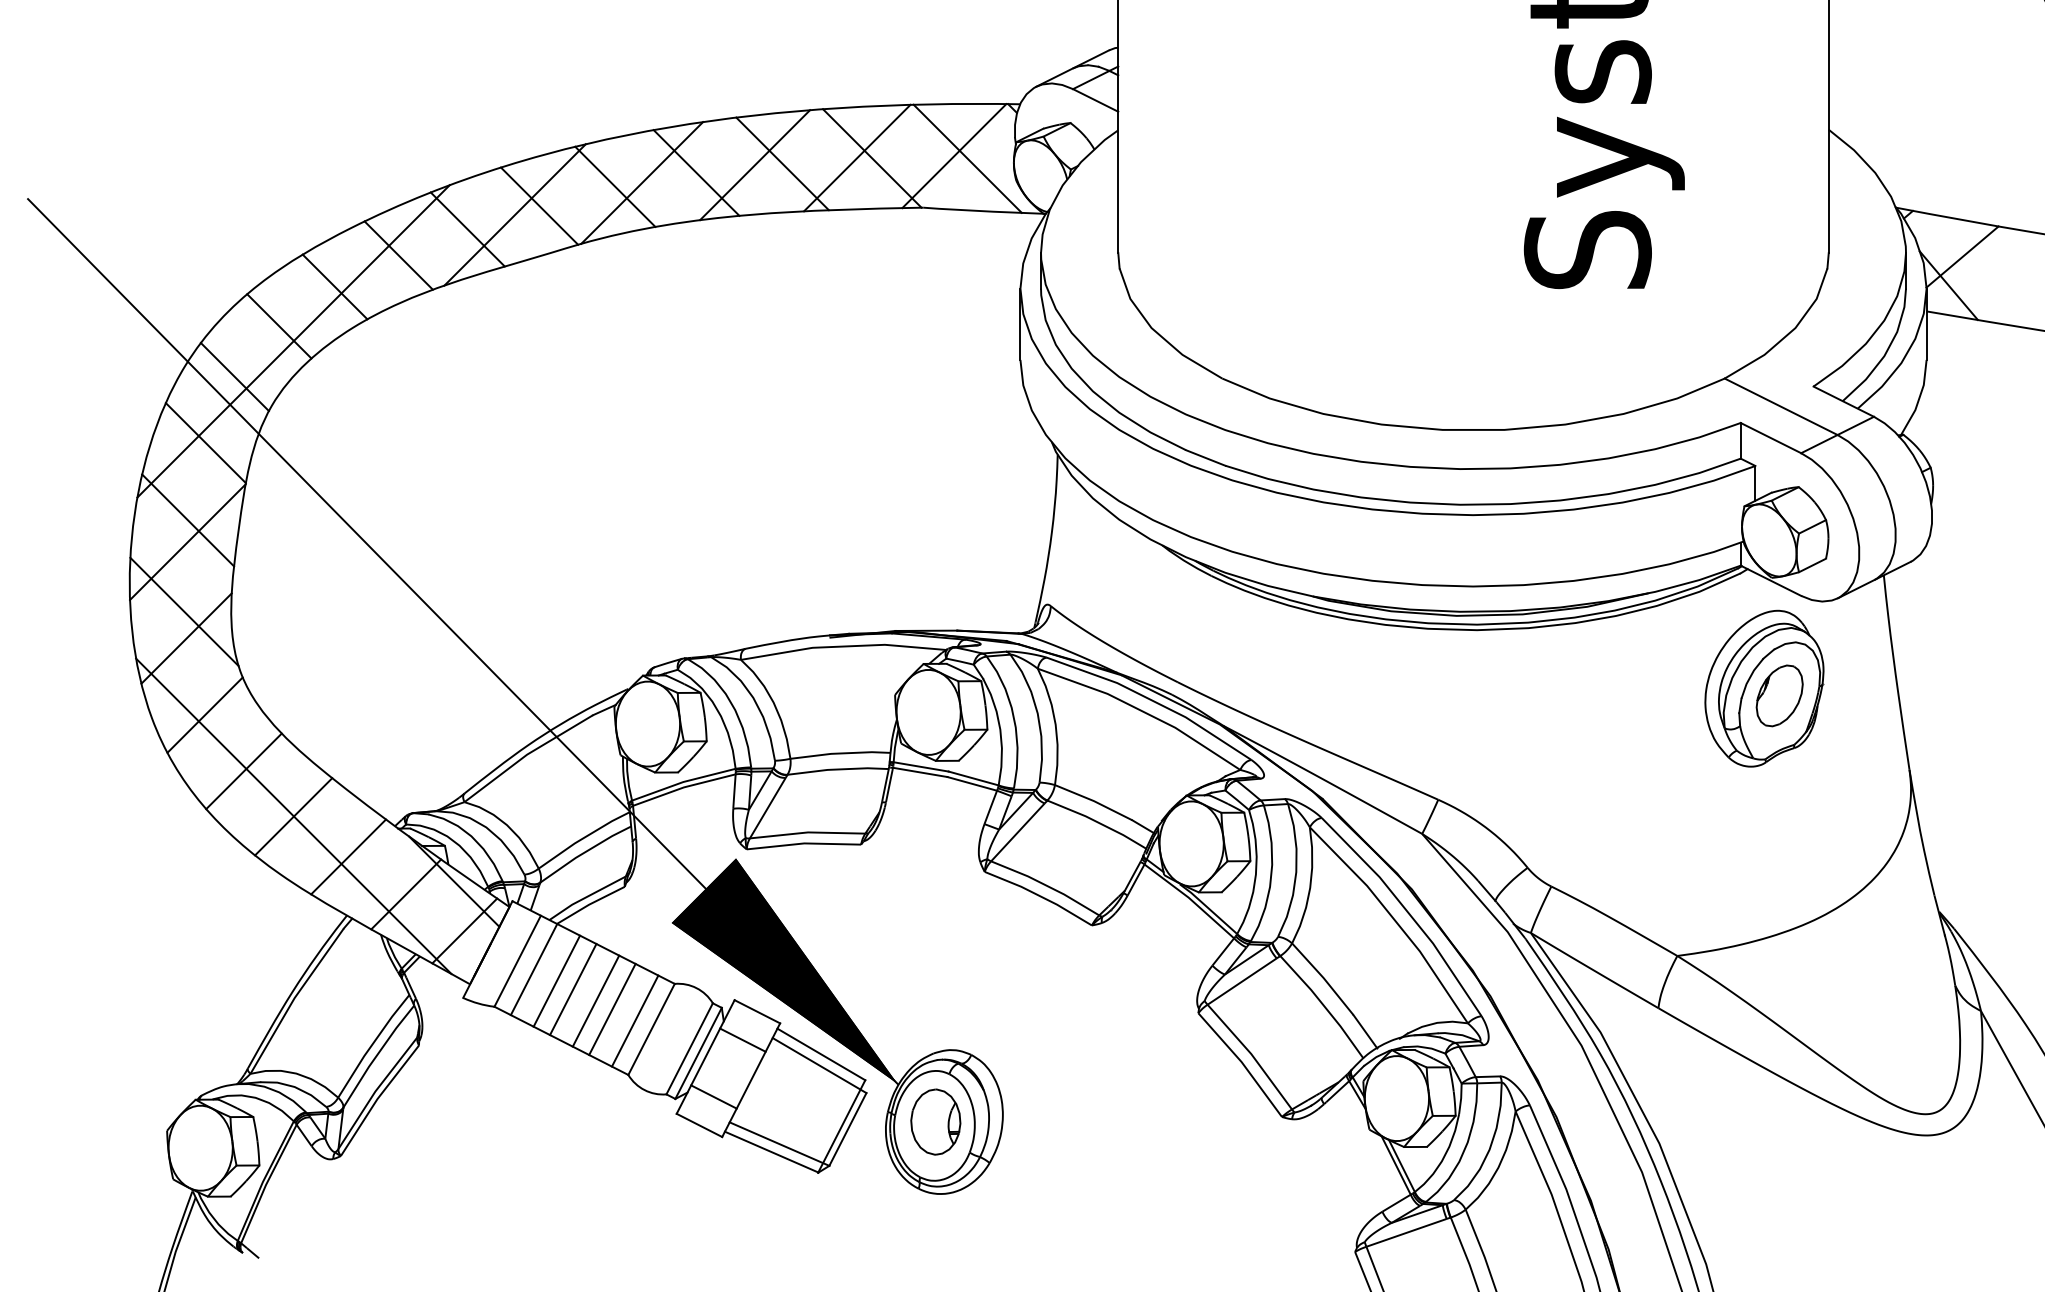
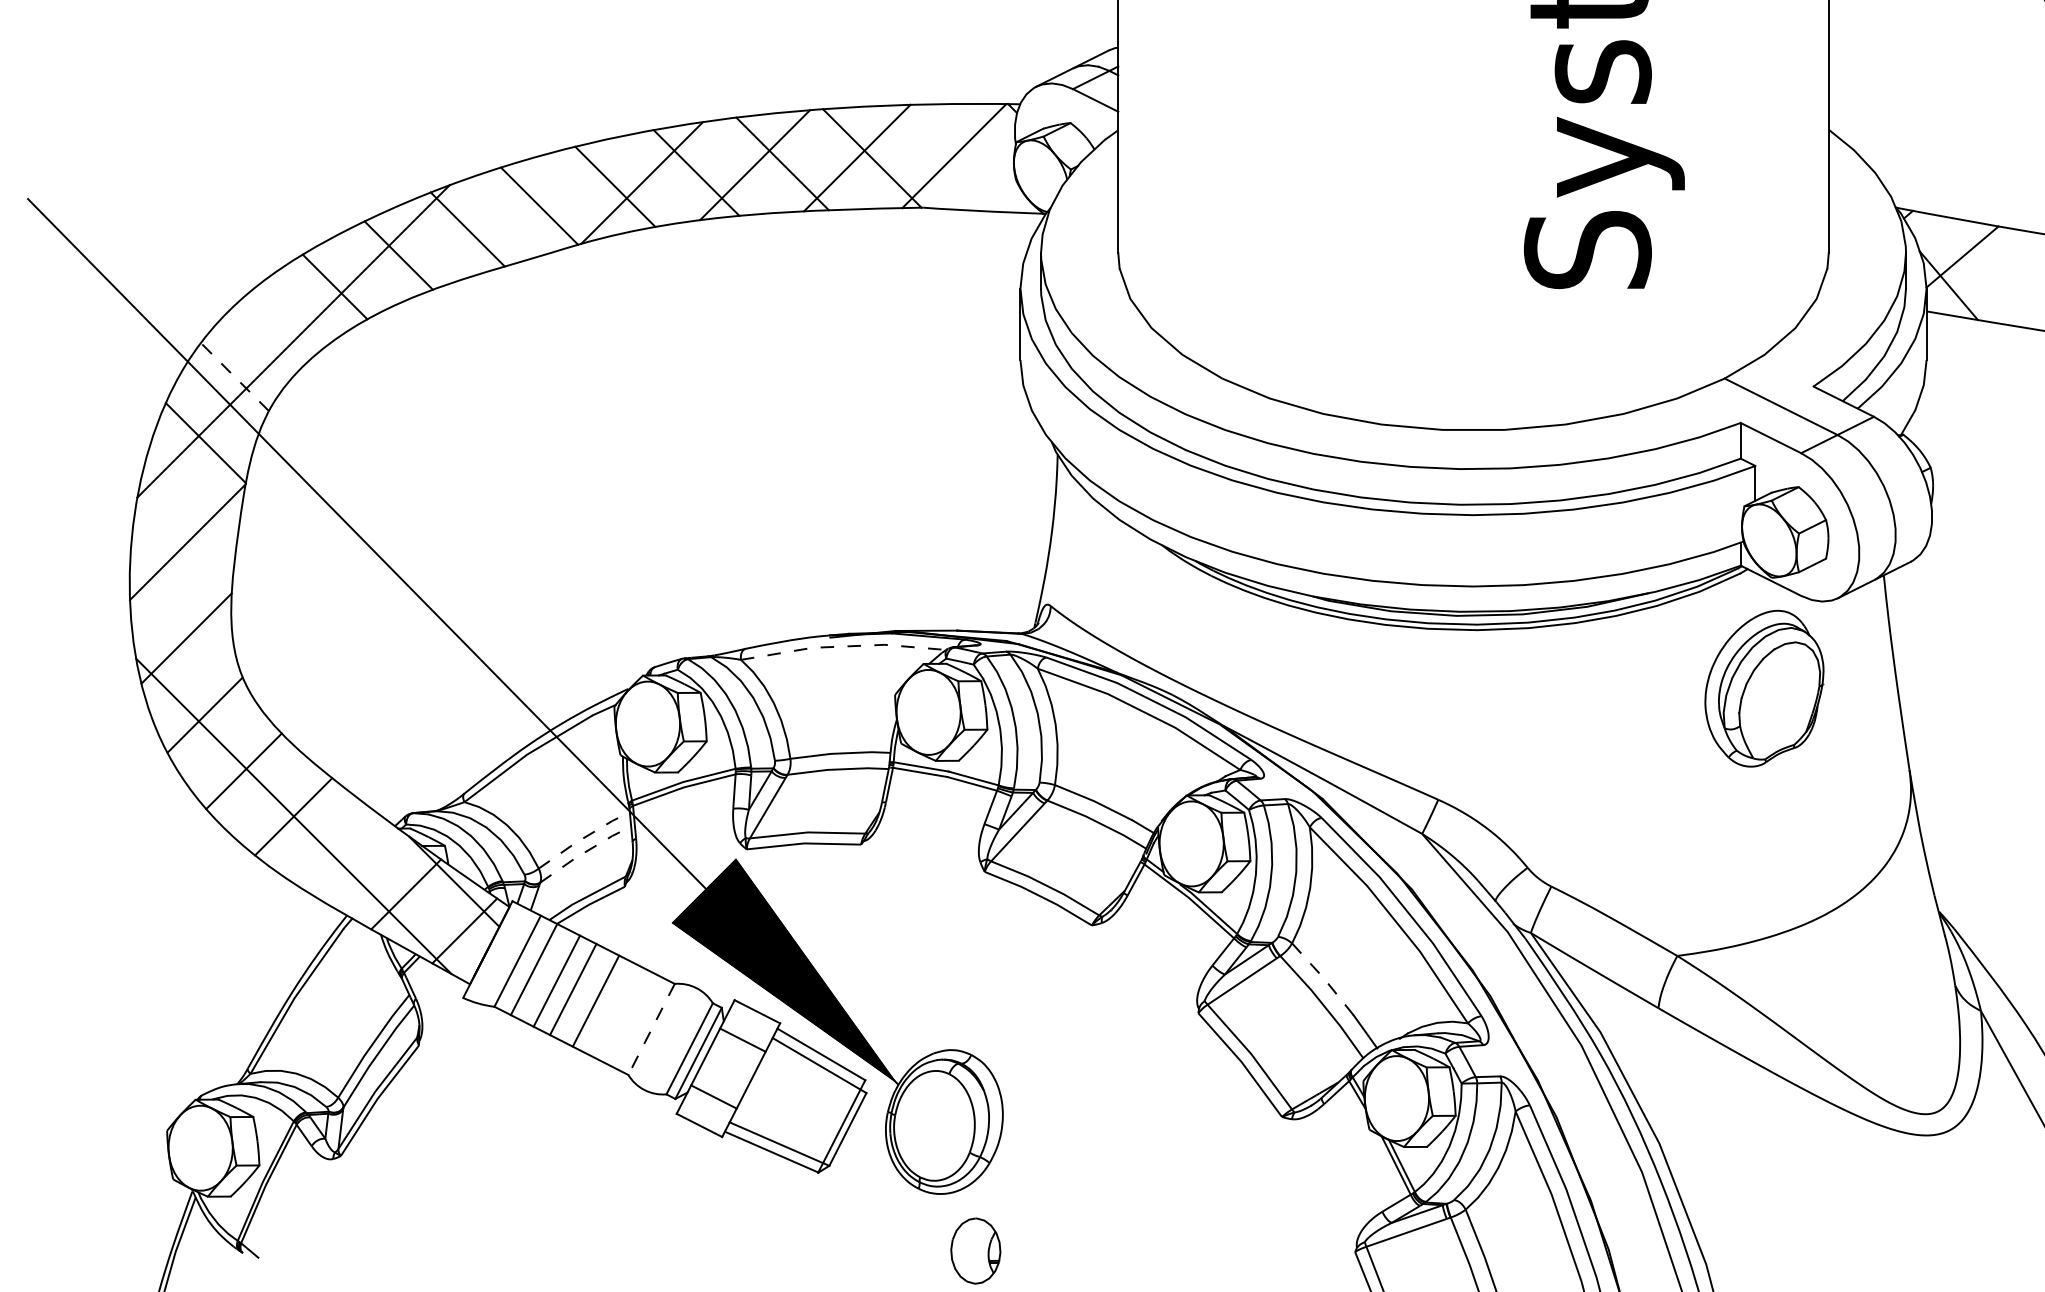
line: present -> none (967, 158)
line: present -> none (514, 214)
line: present -> none (279, 326)
line: solid -> dashed (234, 376)
line: present -> none (188, 520)
line: present -> none (184, 611)
line: solid -> dashed (843, 646)
part: present -> none (1779, 695)
line: solid -> dashed (583, 838)
line: solid -> dashed (585, 852)
line: present -> none (348, 856)
line: solid -> dashed (1323, 978)
line: present -> none (612, 1009)
line: present -> none (634, 1020)
line: solid -> dashed (651, 1029)
part position: (935, 1121) -> (975, 1250) (975, 1250)
